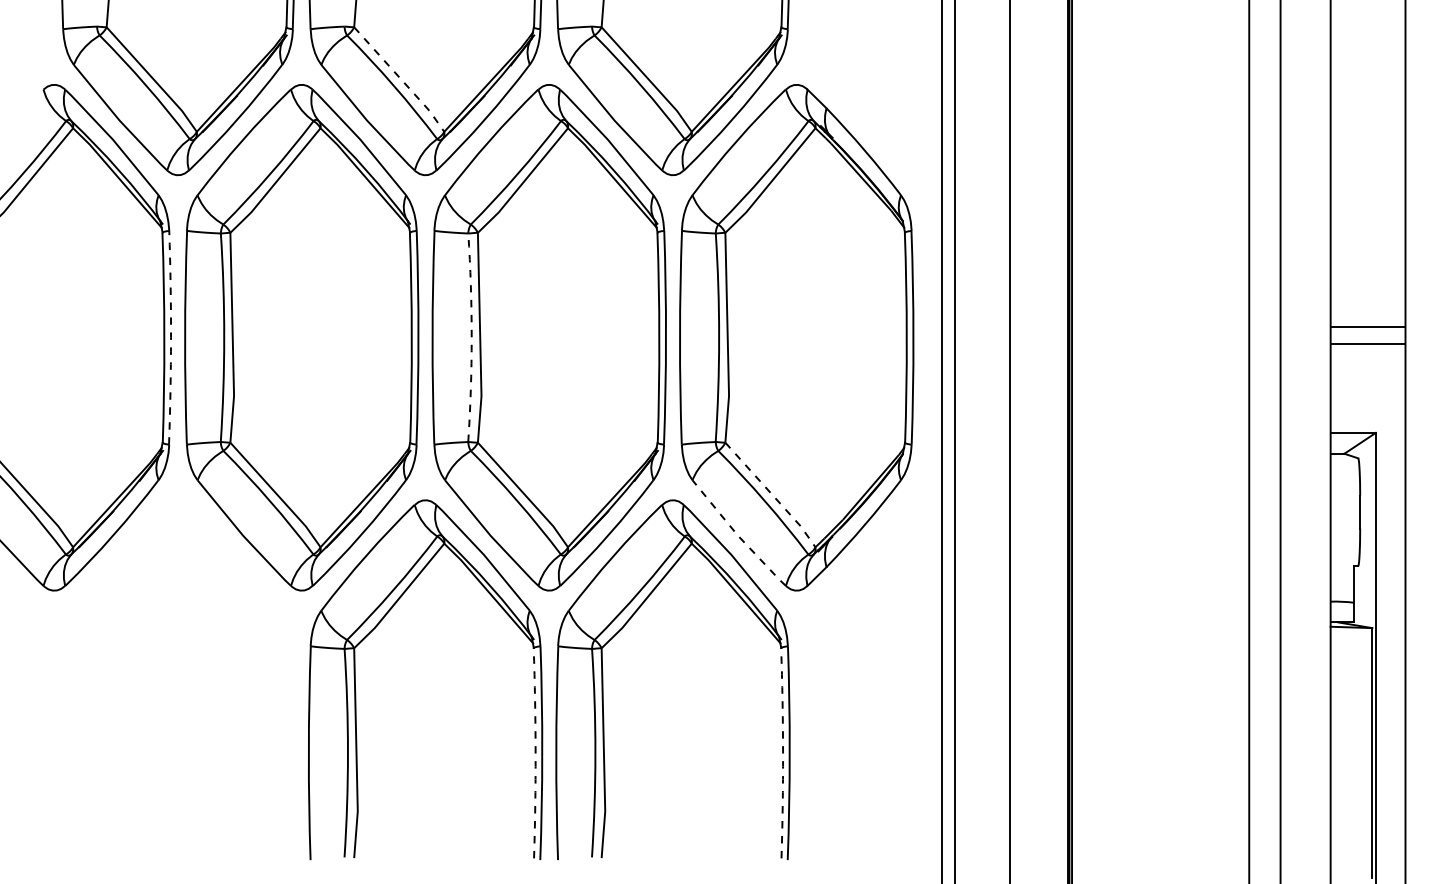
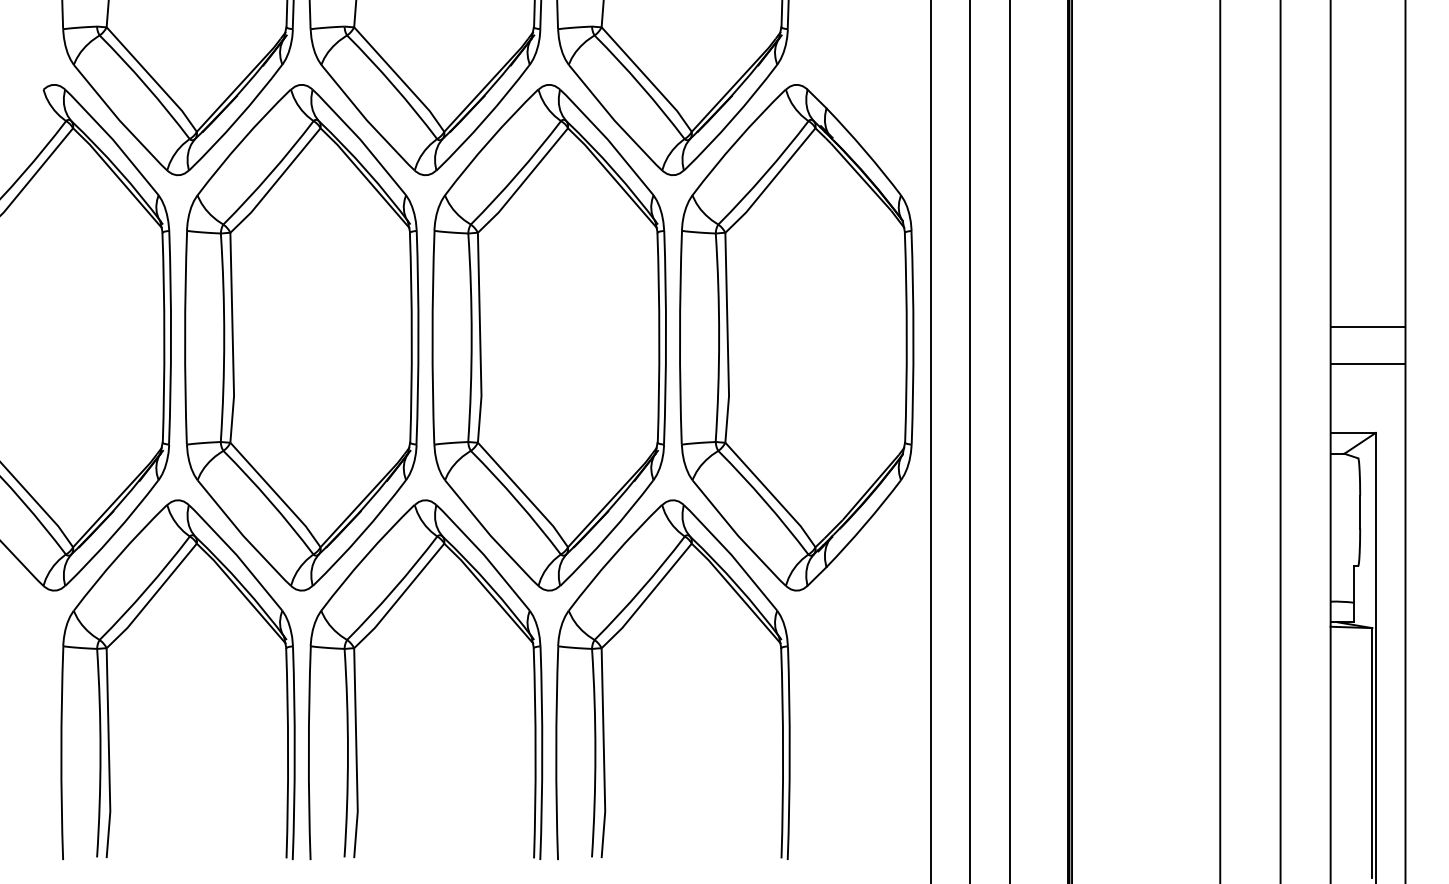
line: dashed -> solid (400, 79)
arc: dashed -> solid (171, 337)
arc: dashed -> solid (471, 337)
line position: (1367, 343) -> (1367, 363) (1367, 363)
line position: (941, 441) -> (930, 441) (930, 441)
line position: (955, 441) -> (970, 441) (970, 441)
line position: (1249, 441) -> (1220, 441) (1220, 441)
line: dashed -> solid (772, 494)
line: dashed -> solid (737, 535)
part: none -> present (108, 679)
arc: dashed -> solid (535, 753)
arc: dashed -> solid (783, 753)
